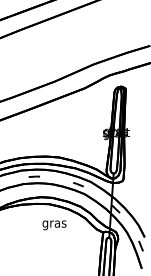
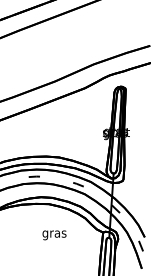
text position: (54, 225) -> (54, 235) (54, 235)
